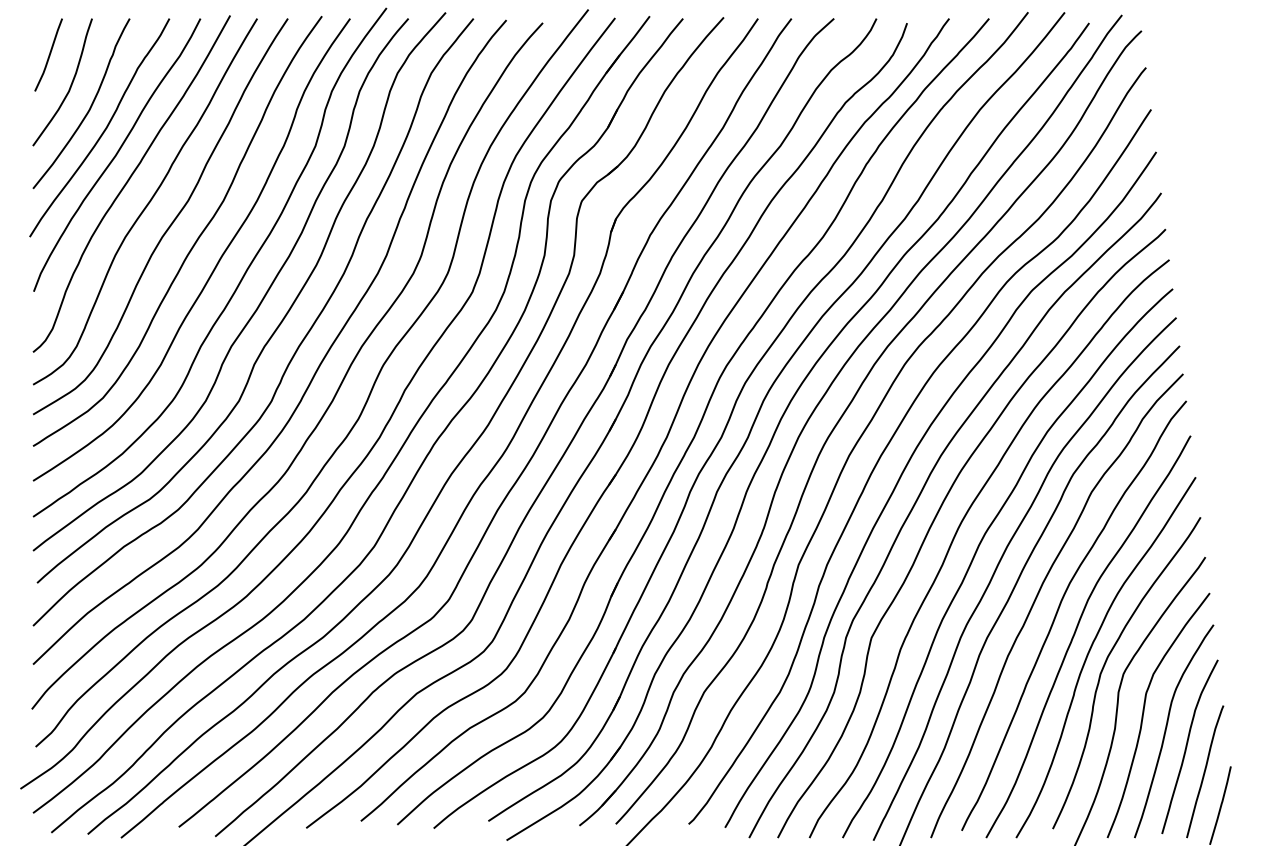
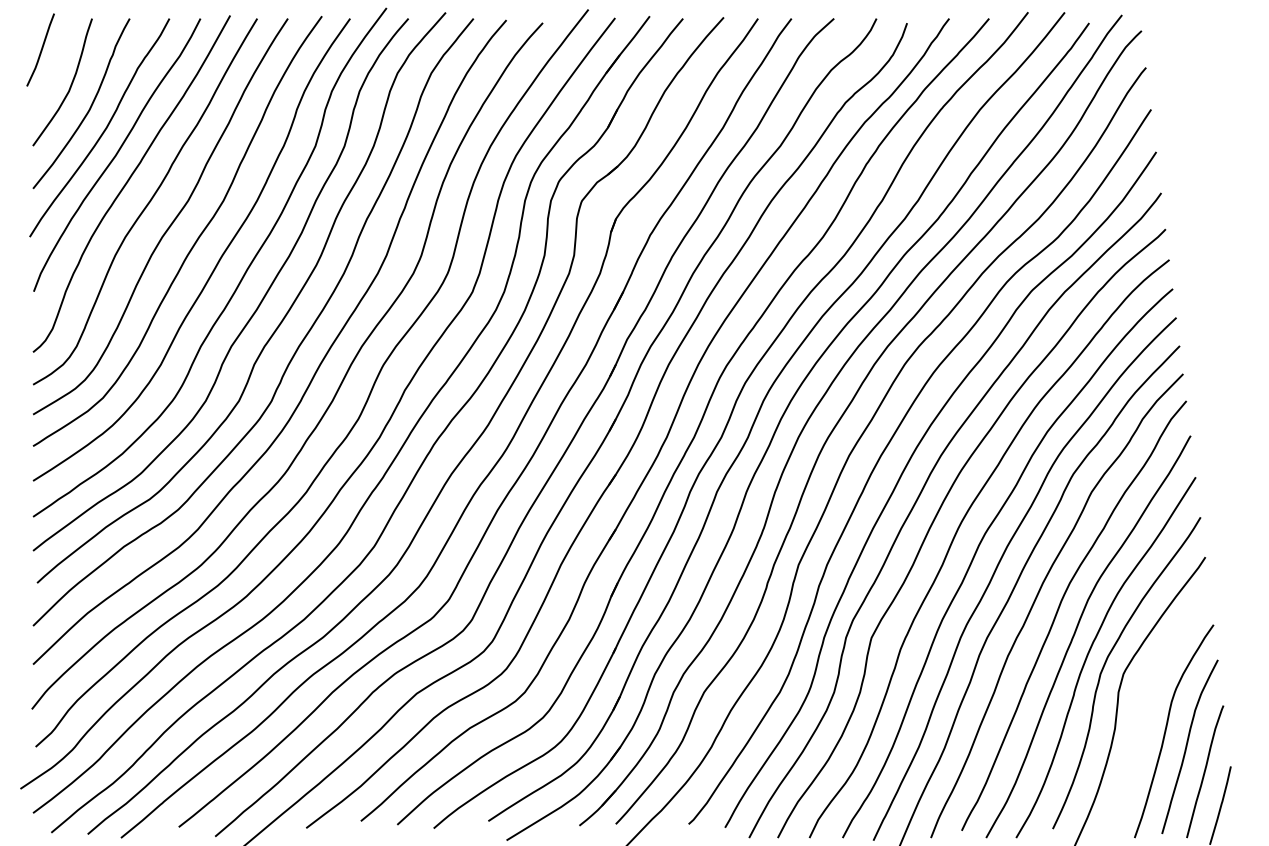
curve position: (49, 54) -> (41, 49) (41, 49)
curve: present -> none (1144, 712)
